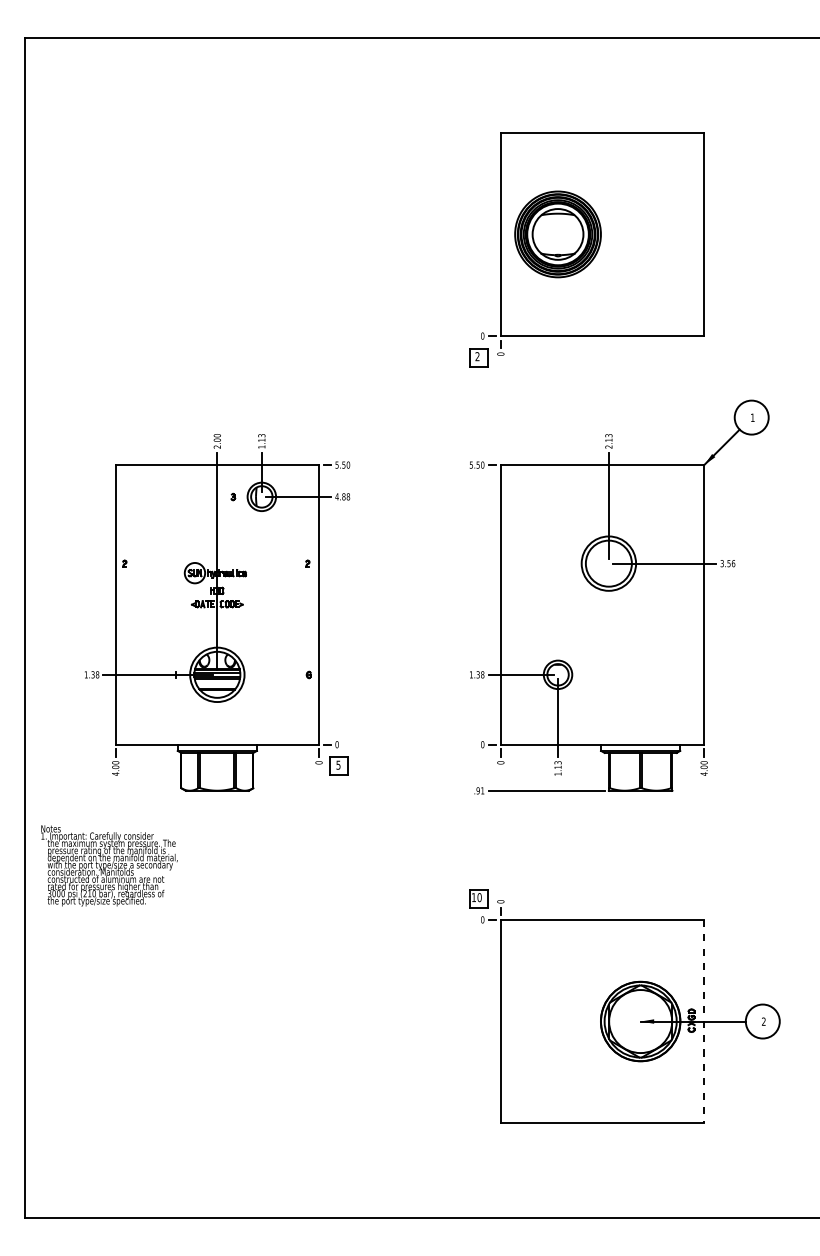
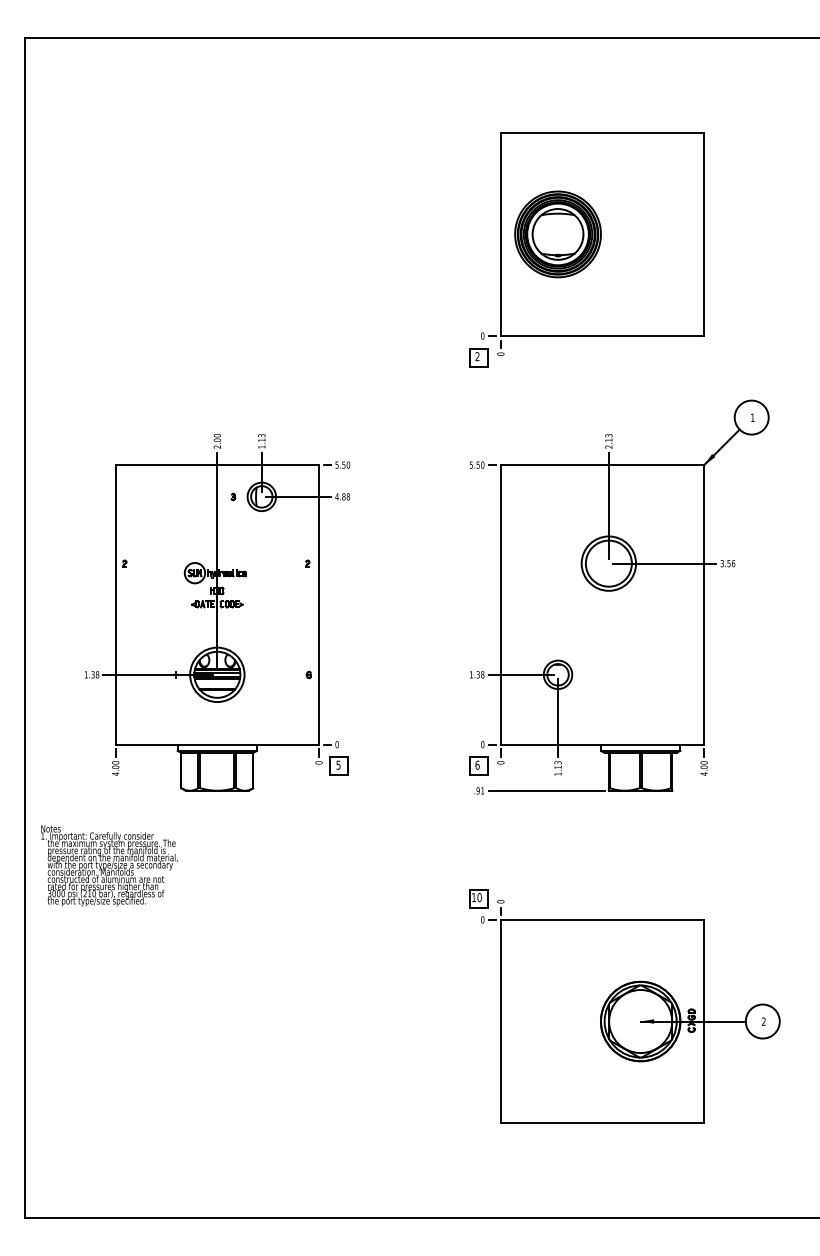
part: none -> present (478, 765)
line: dashed -> solid (704, 1021)
